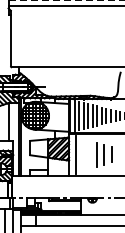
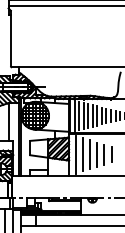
line: dashed -> solid (66, 0)
line: none -> present (83, 154)
line: none -> present (90, 154)
